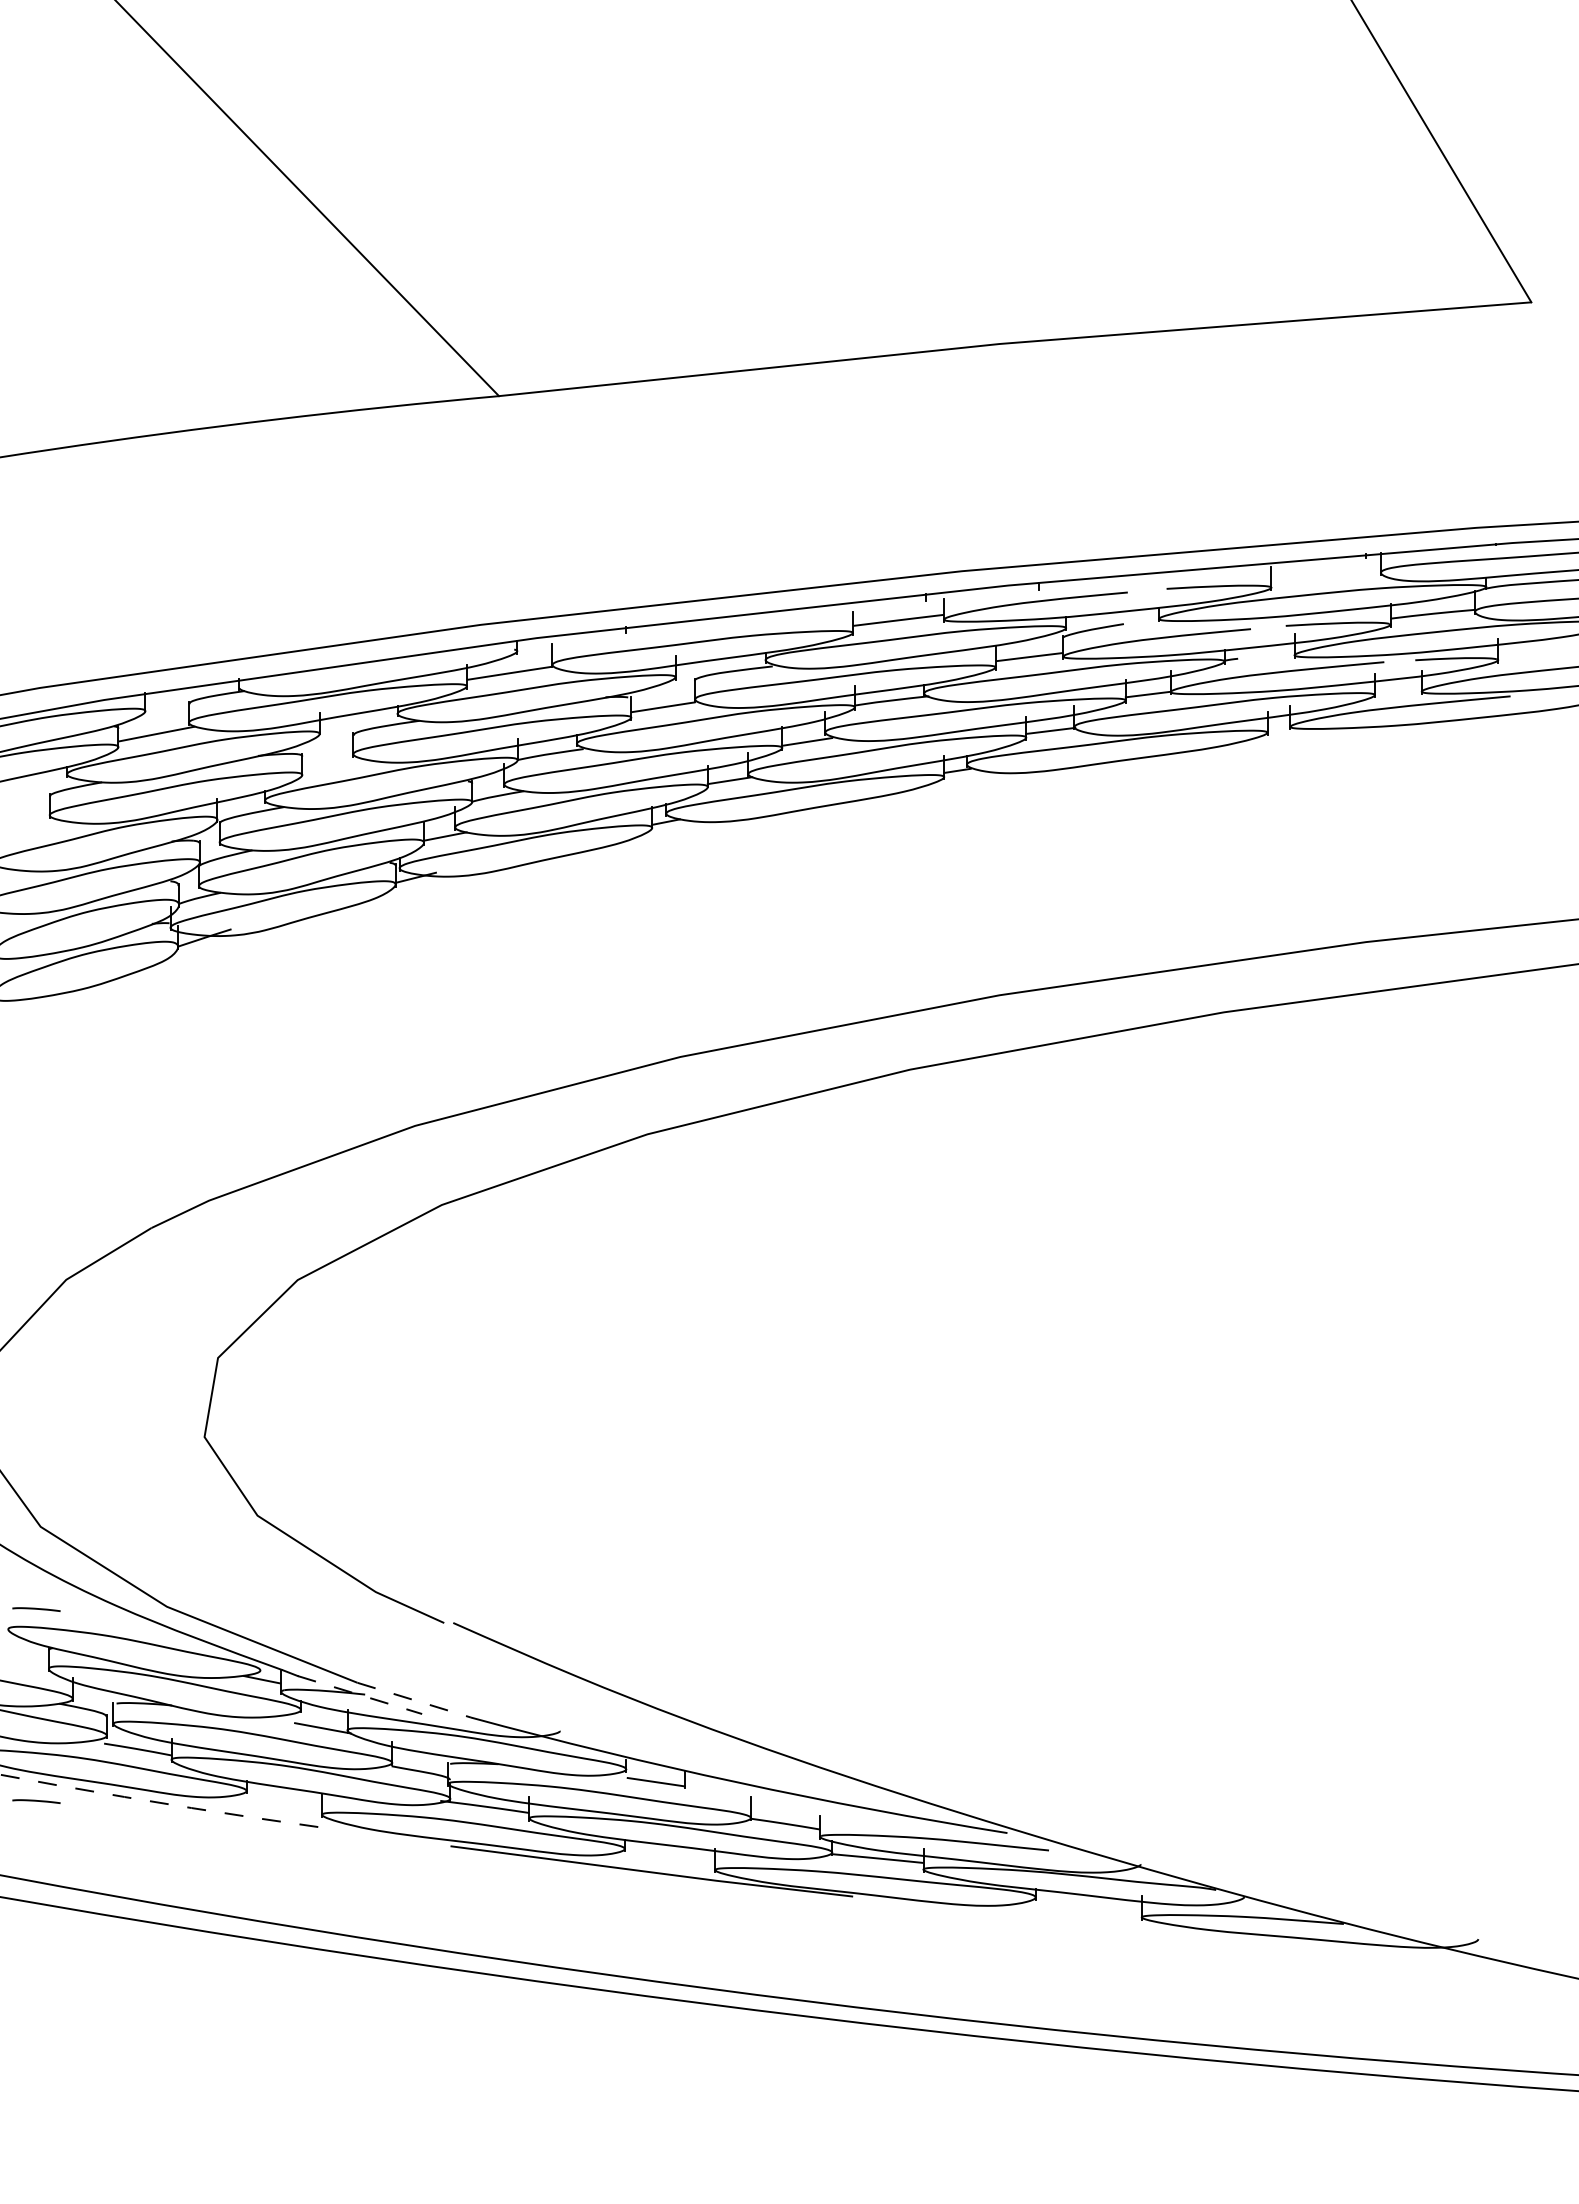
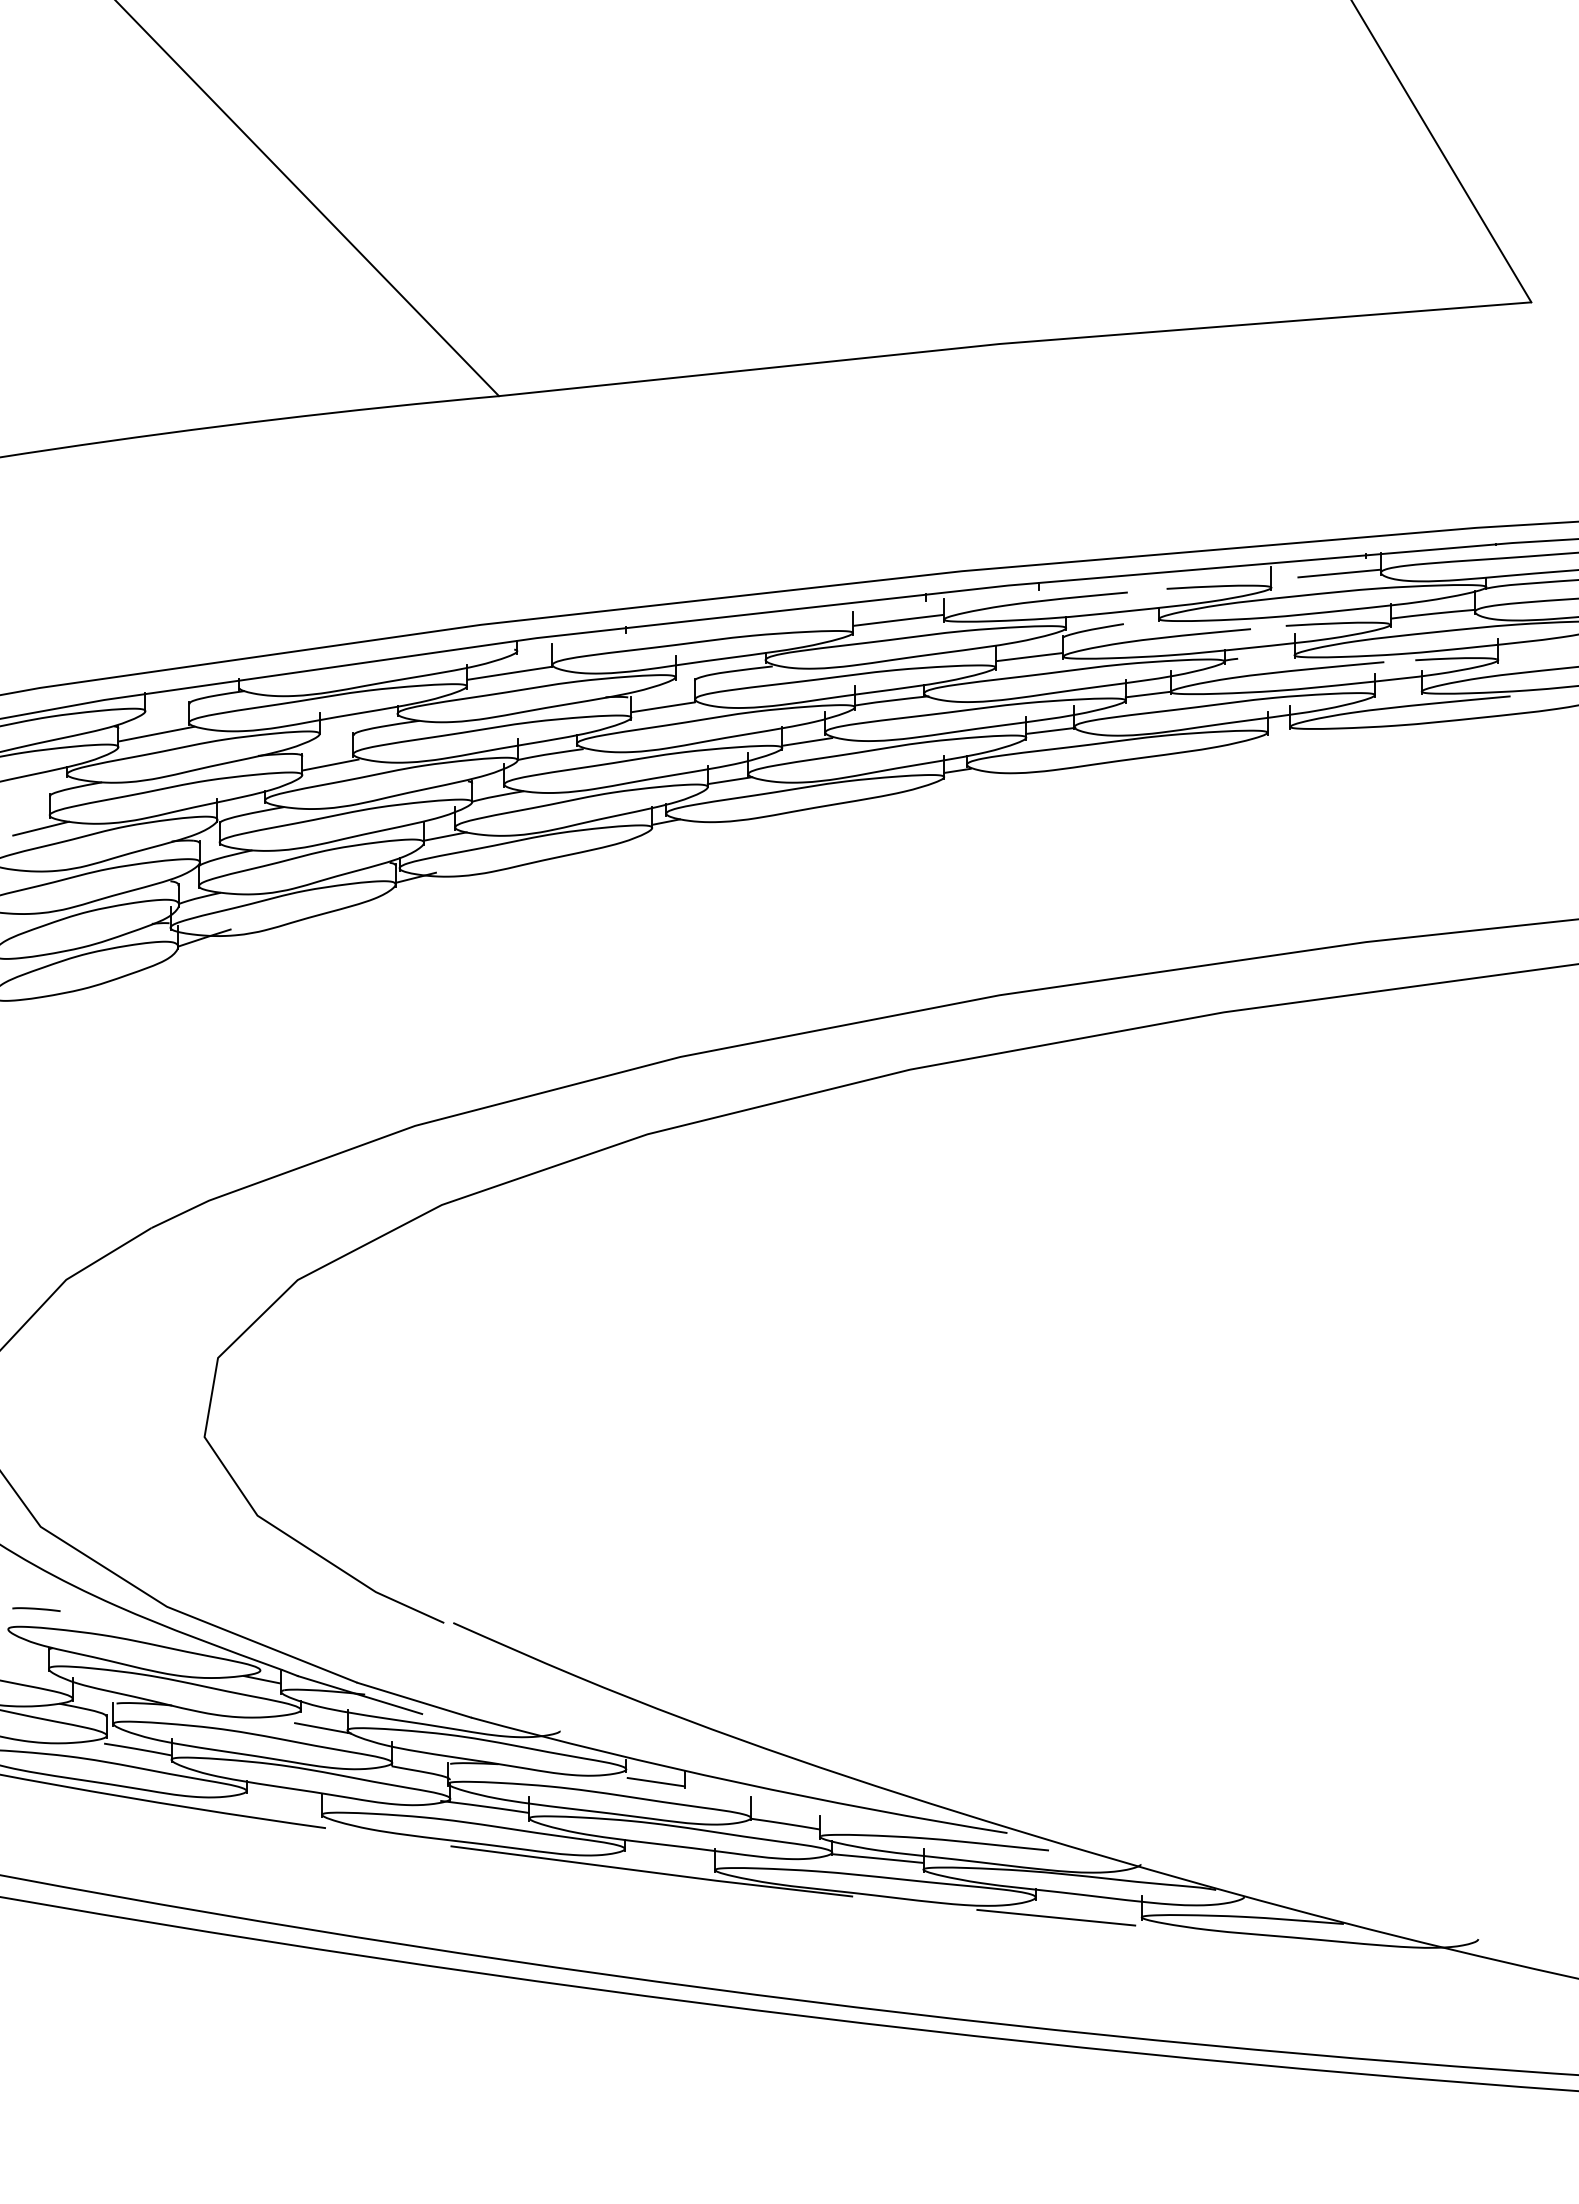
line: none -> present (1339, 573)
line: none -> present (330, 764)
line: none -> present (40, 828)
line: dashed -> solid (360, 1695)
line: dashed -> solid (414, 1700)
line: present -> none (36, 1801)
arc: dashed -> solid (163, 1803)
line: none -> present (1056, 1917)
